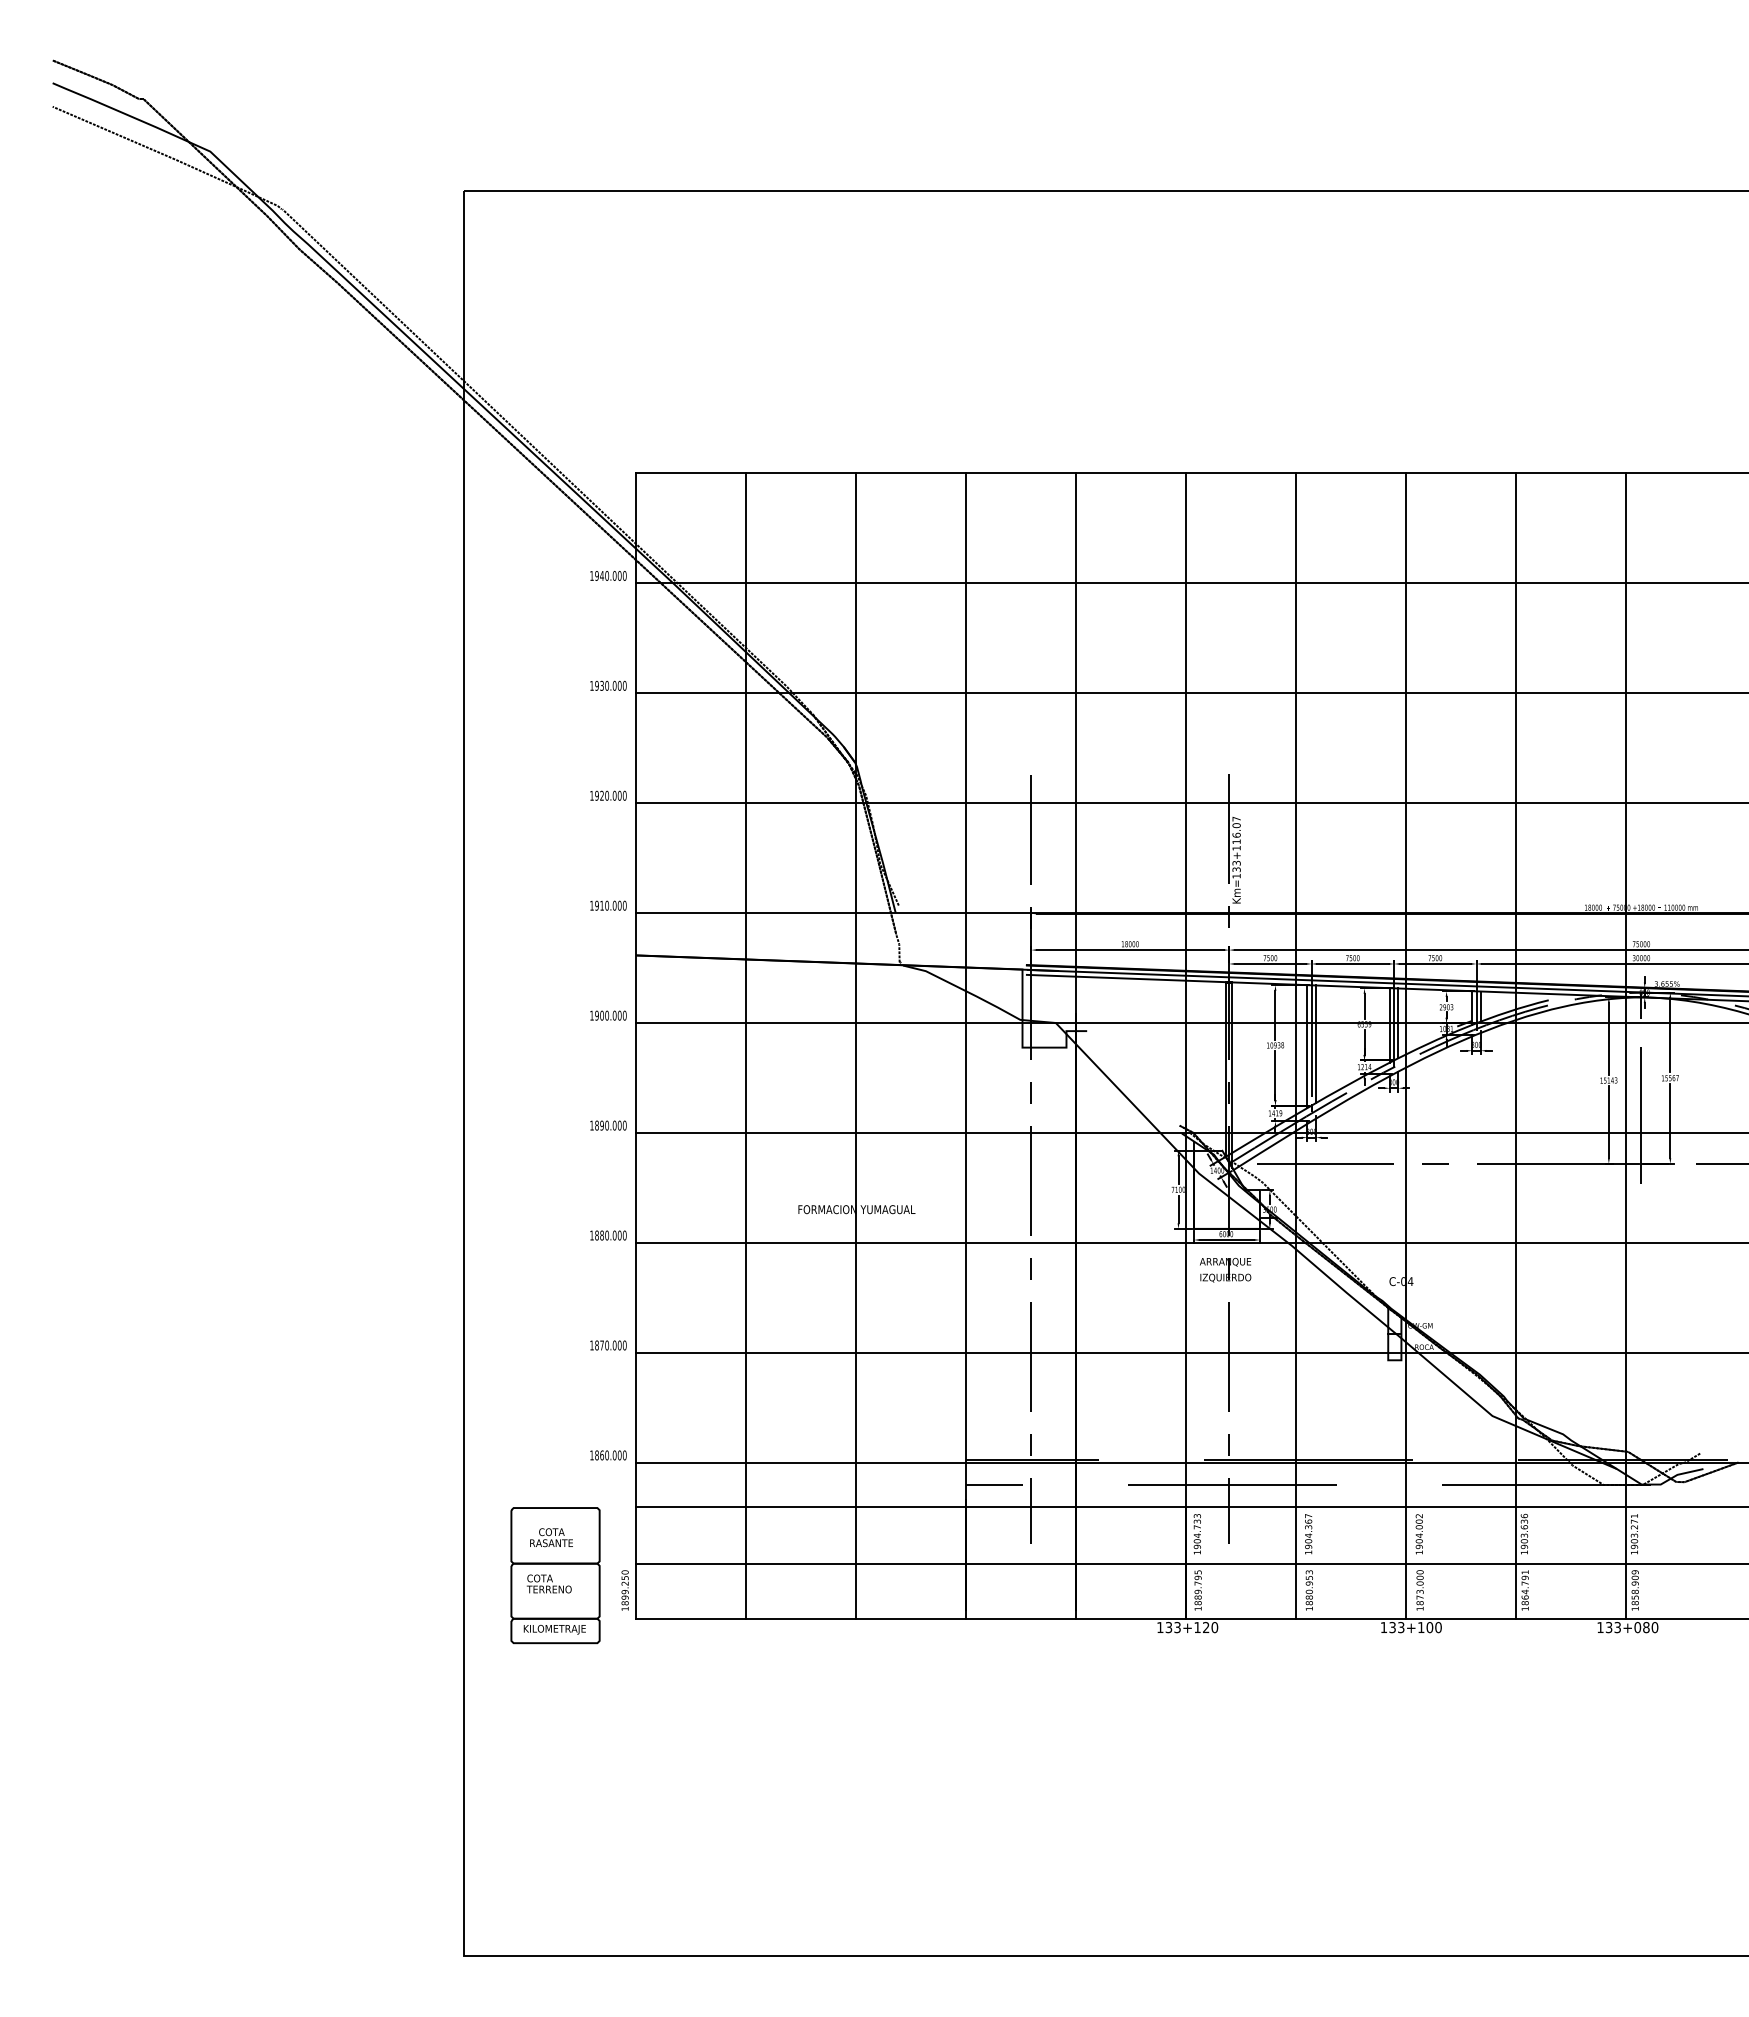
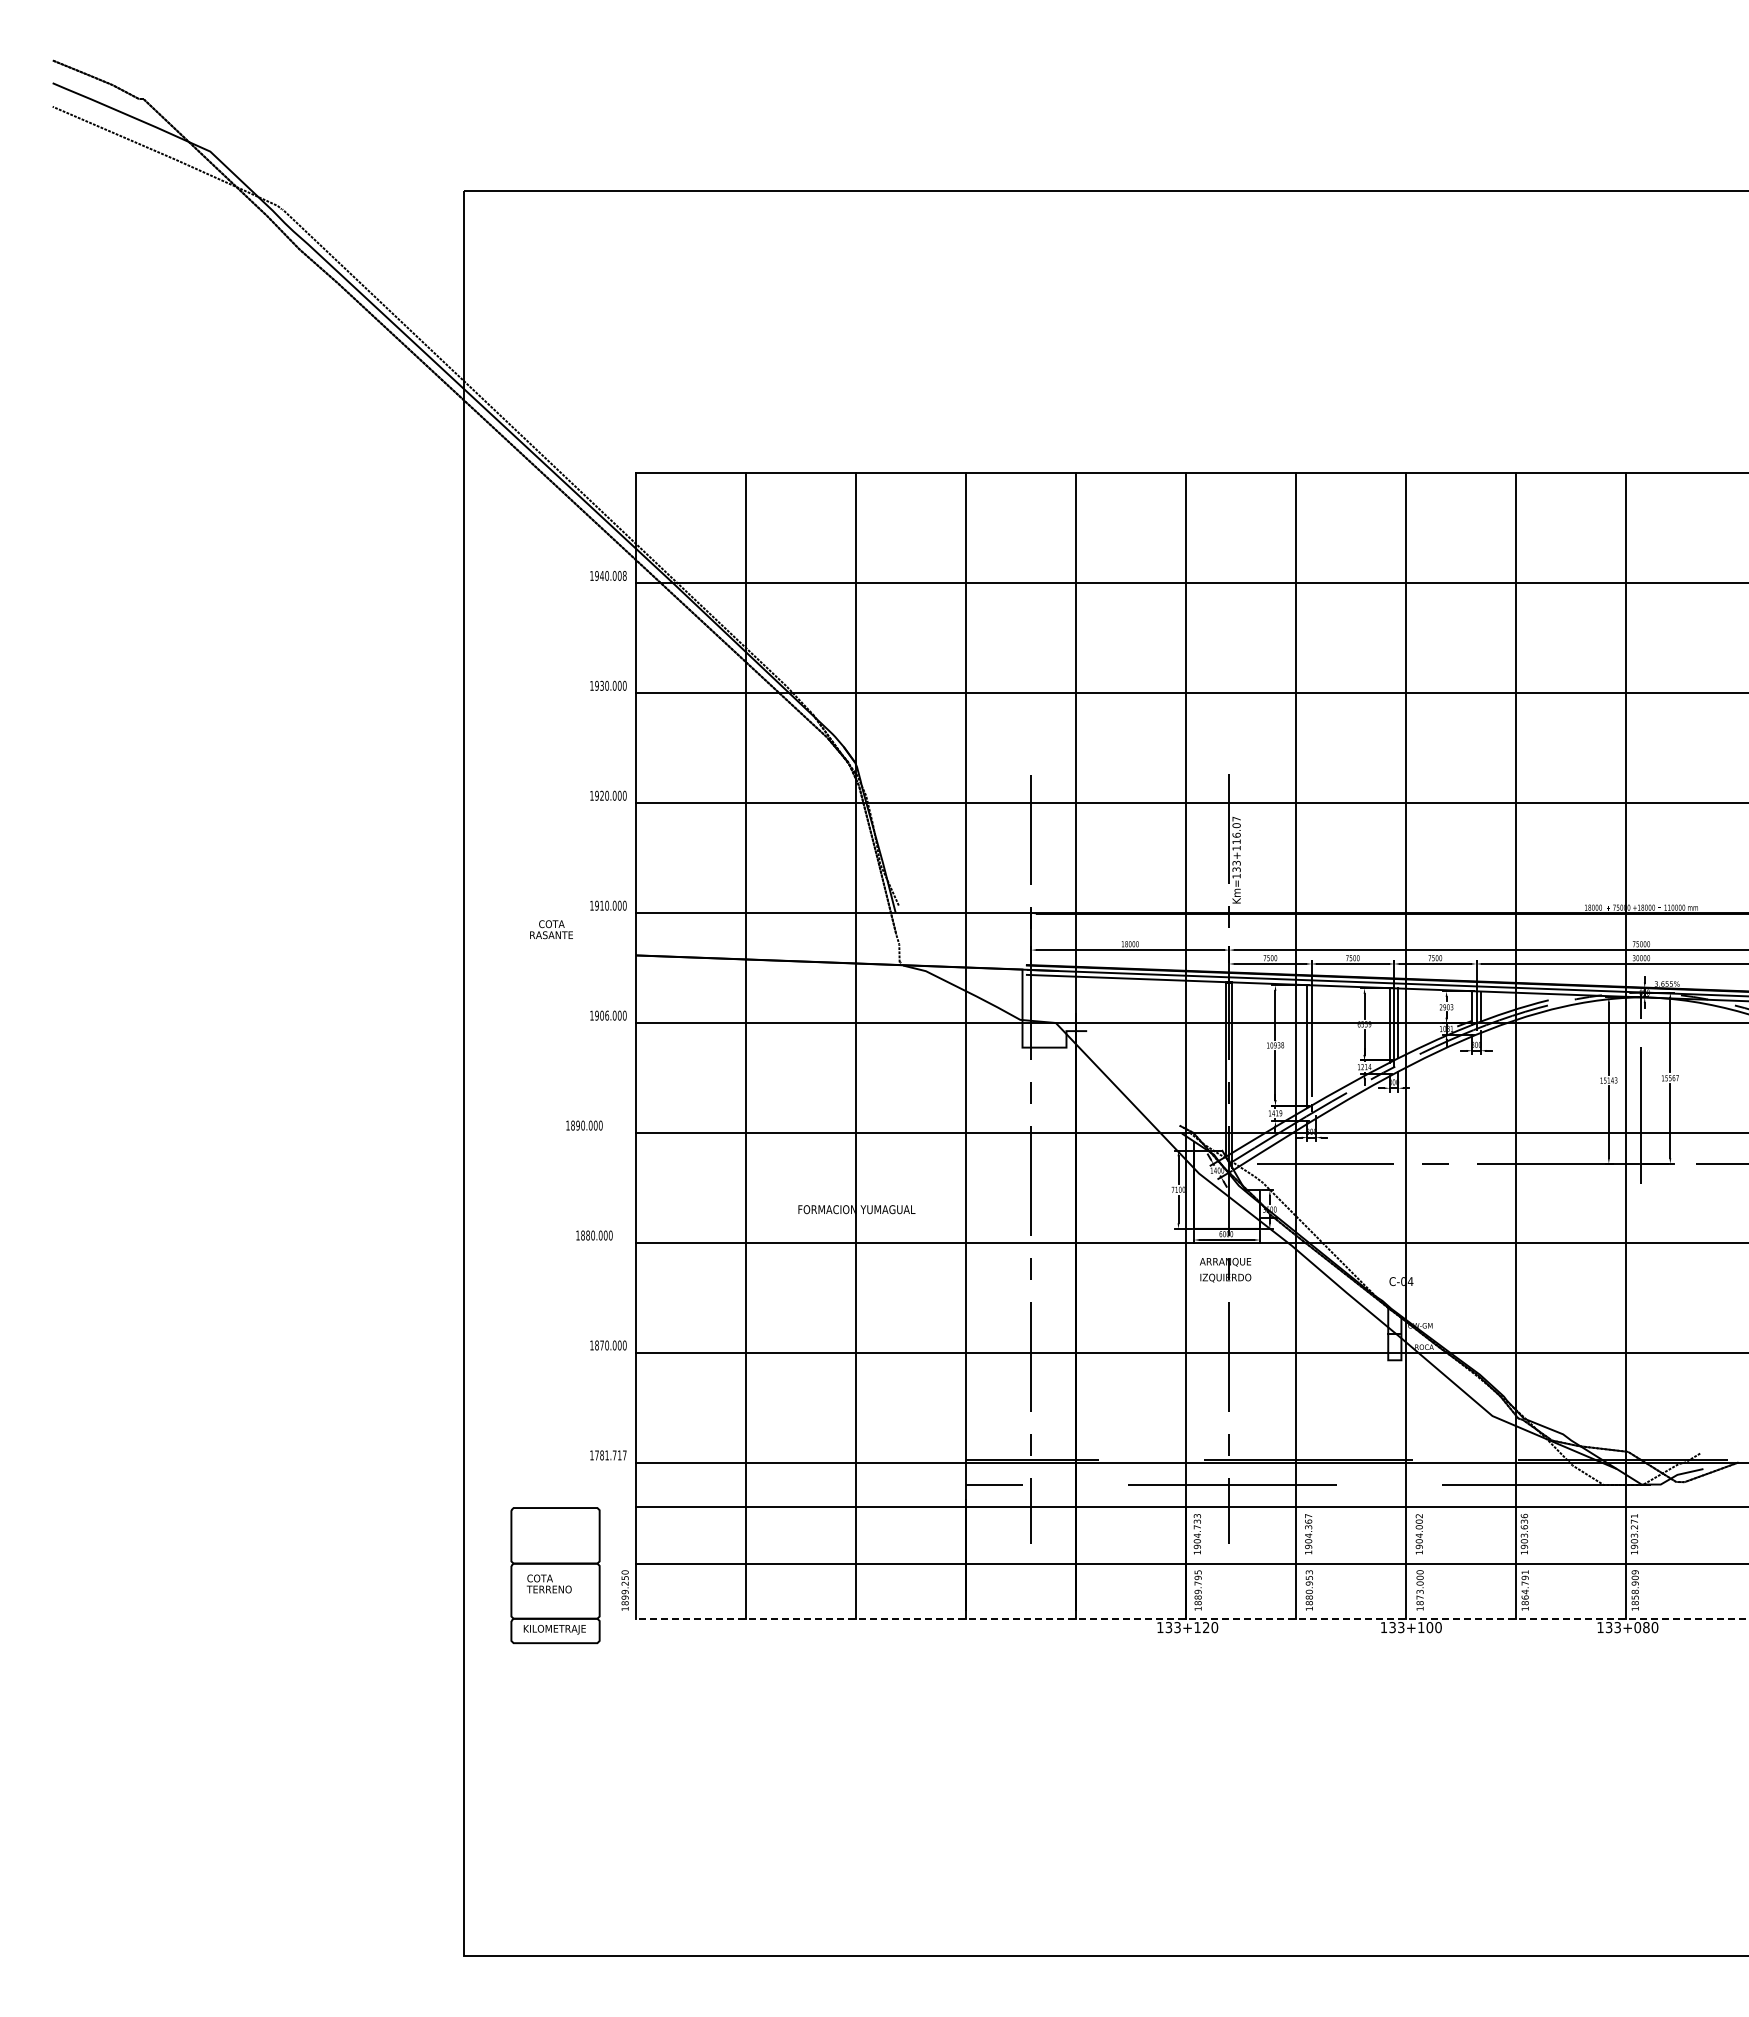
text: 1940.000 -> 1940.008 (624, 575)
text: 1900.000 -> 1906.000 (607, 1014)
line: present -> none (1316, 1044)
text position: (608, 1125) -> (584, 1125) (584, 1125)
text position: (608, 1235) -> (594, 1235) (594, 1235)
text: 1860.000 -> 1781.717 (610, 1455)
text position: (551, 1537) -> (551, 929) (551, 929)
line: solid -> dashed (1192, 1618)
